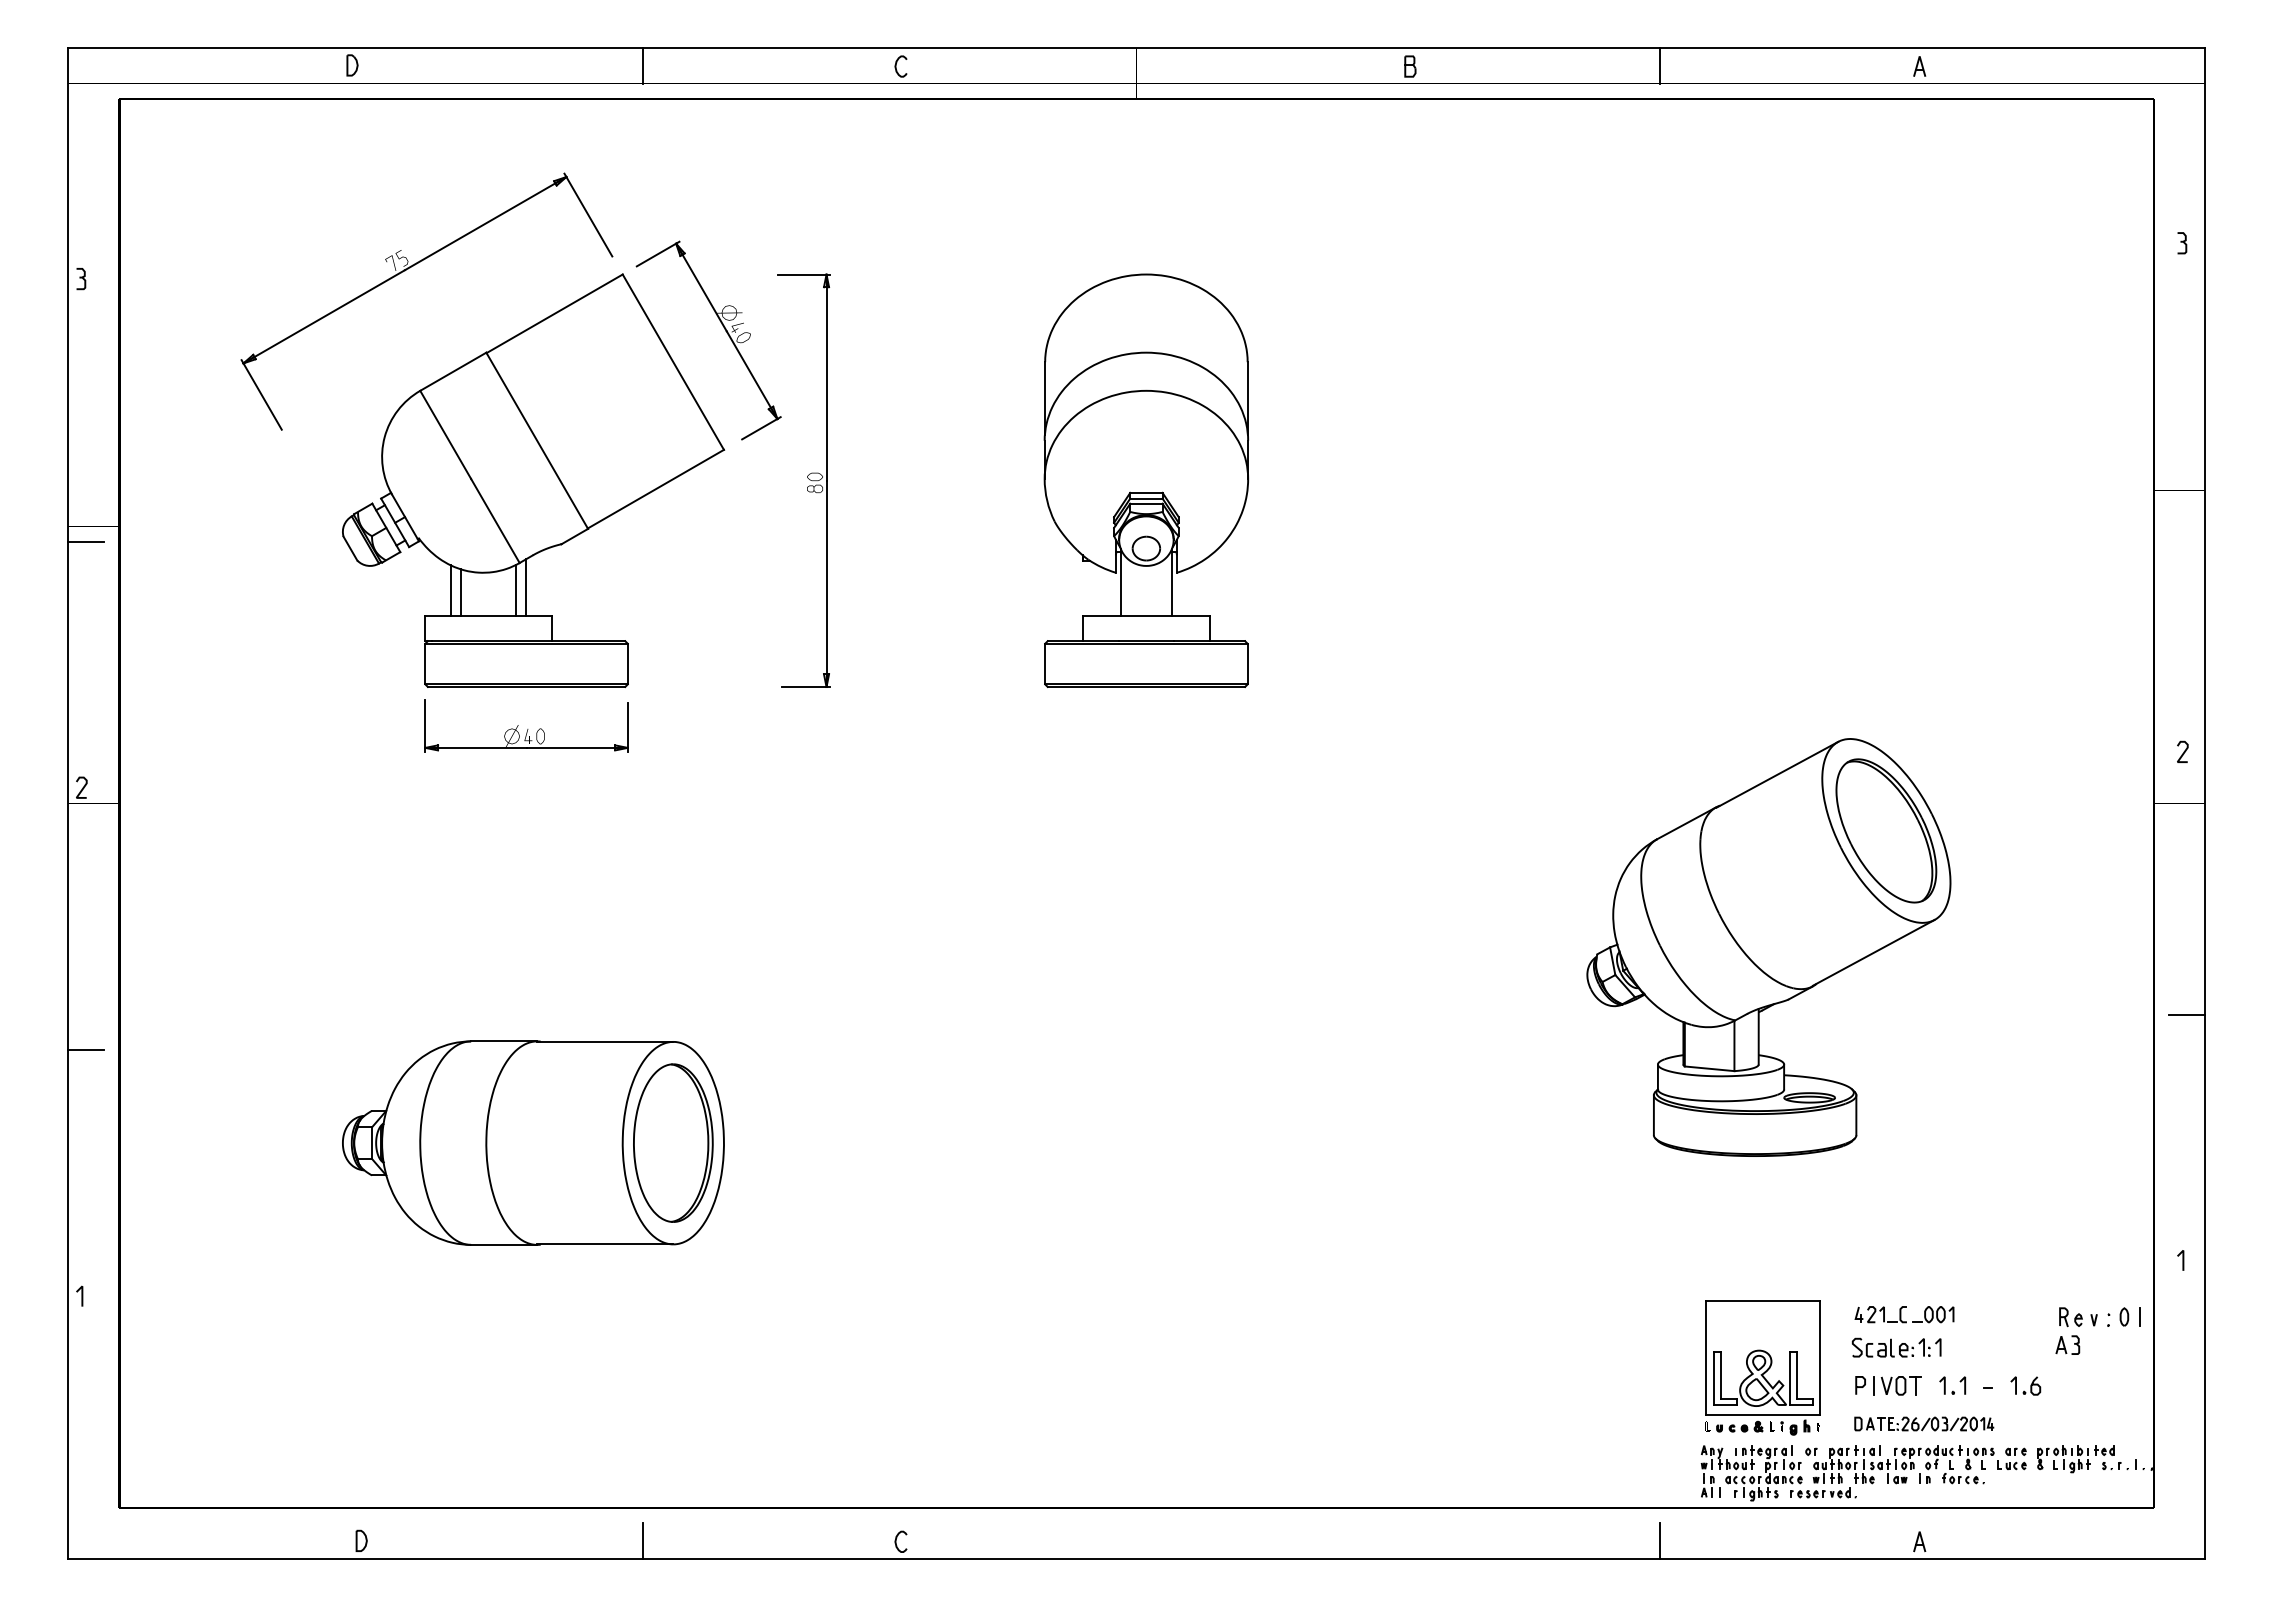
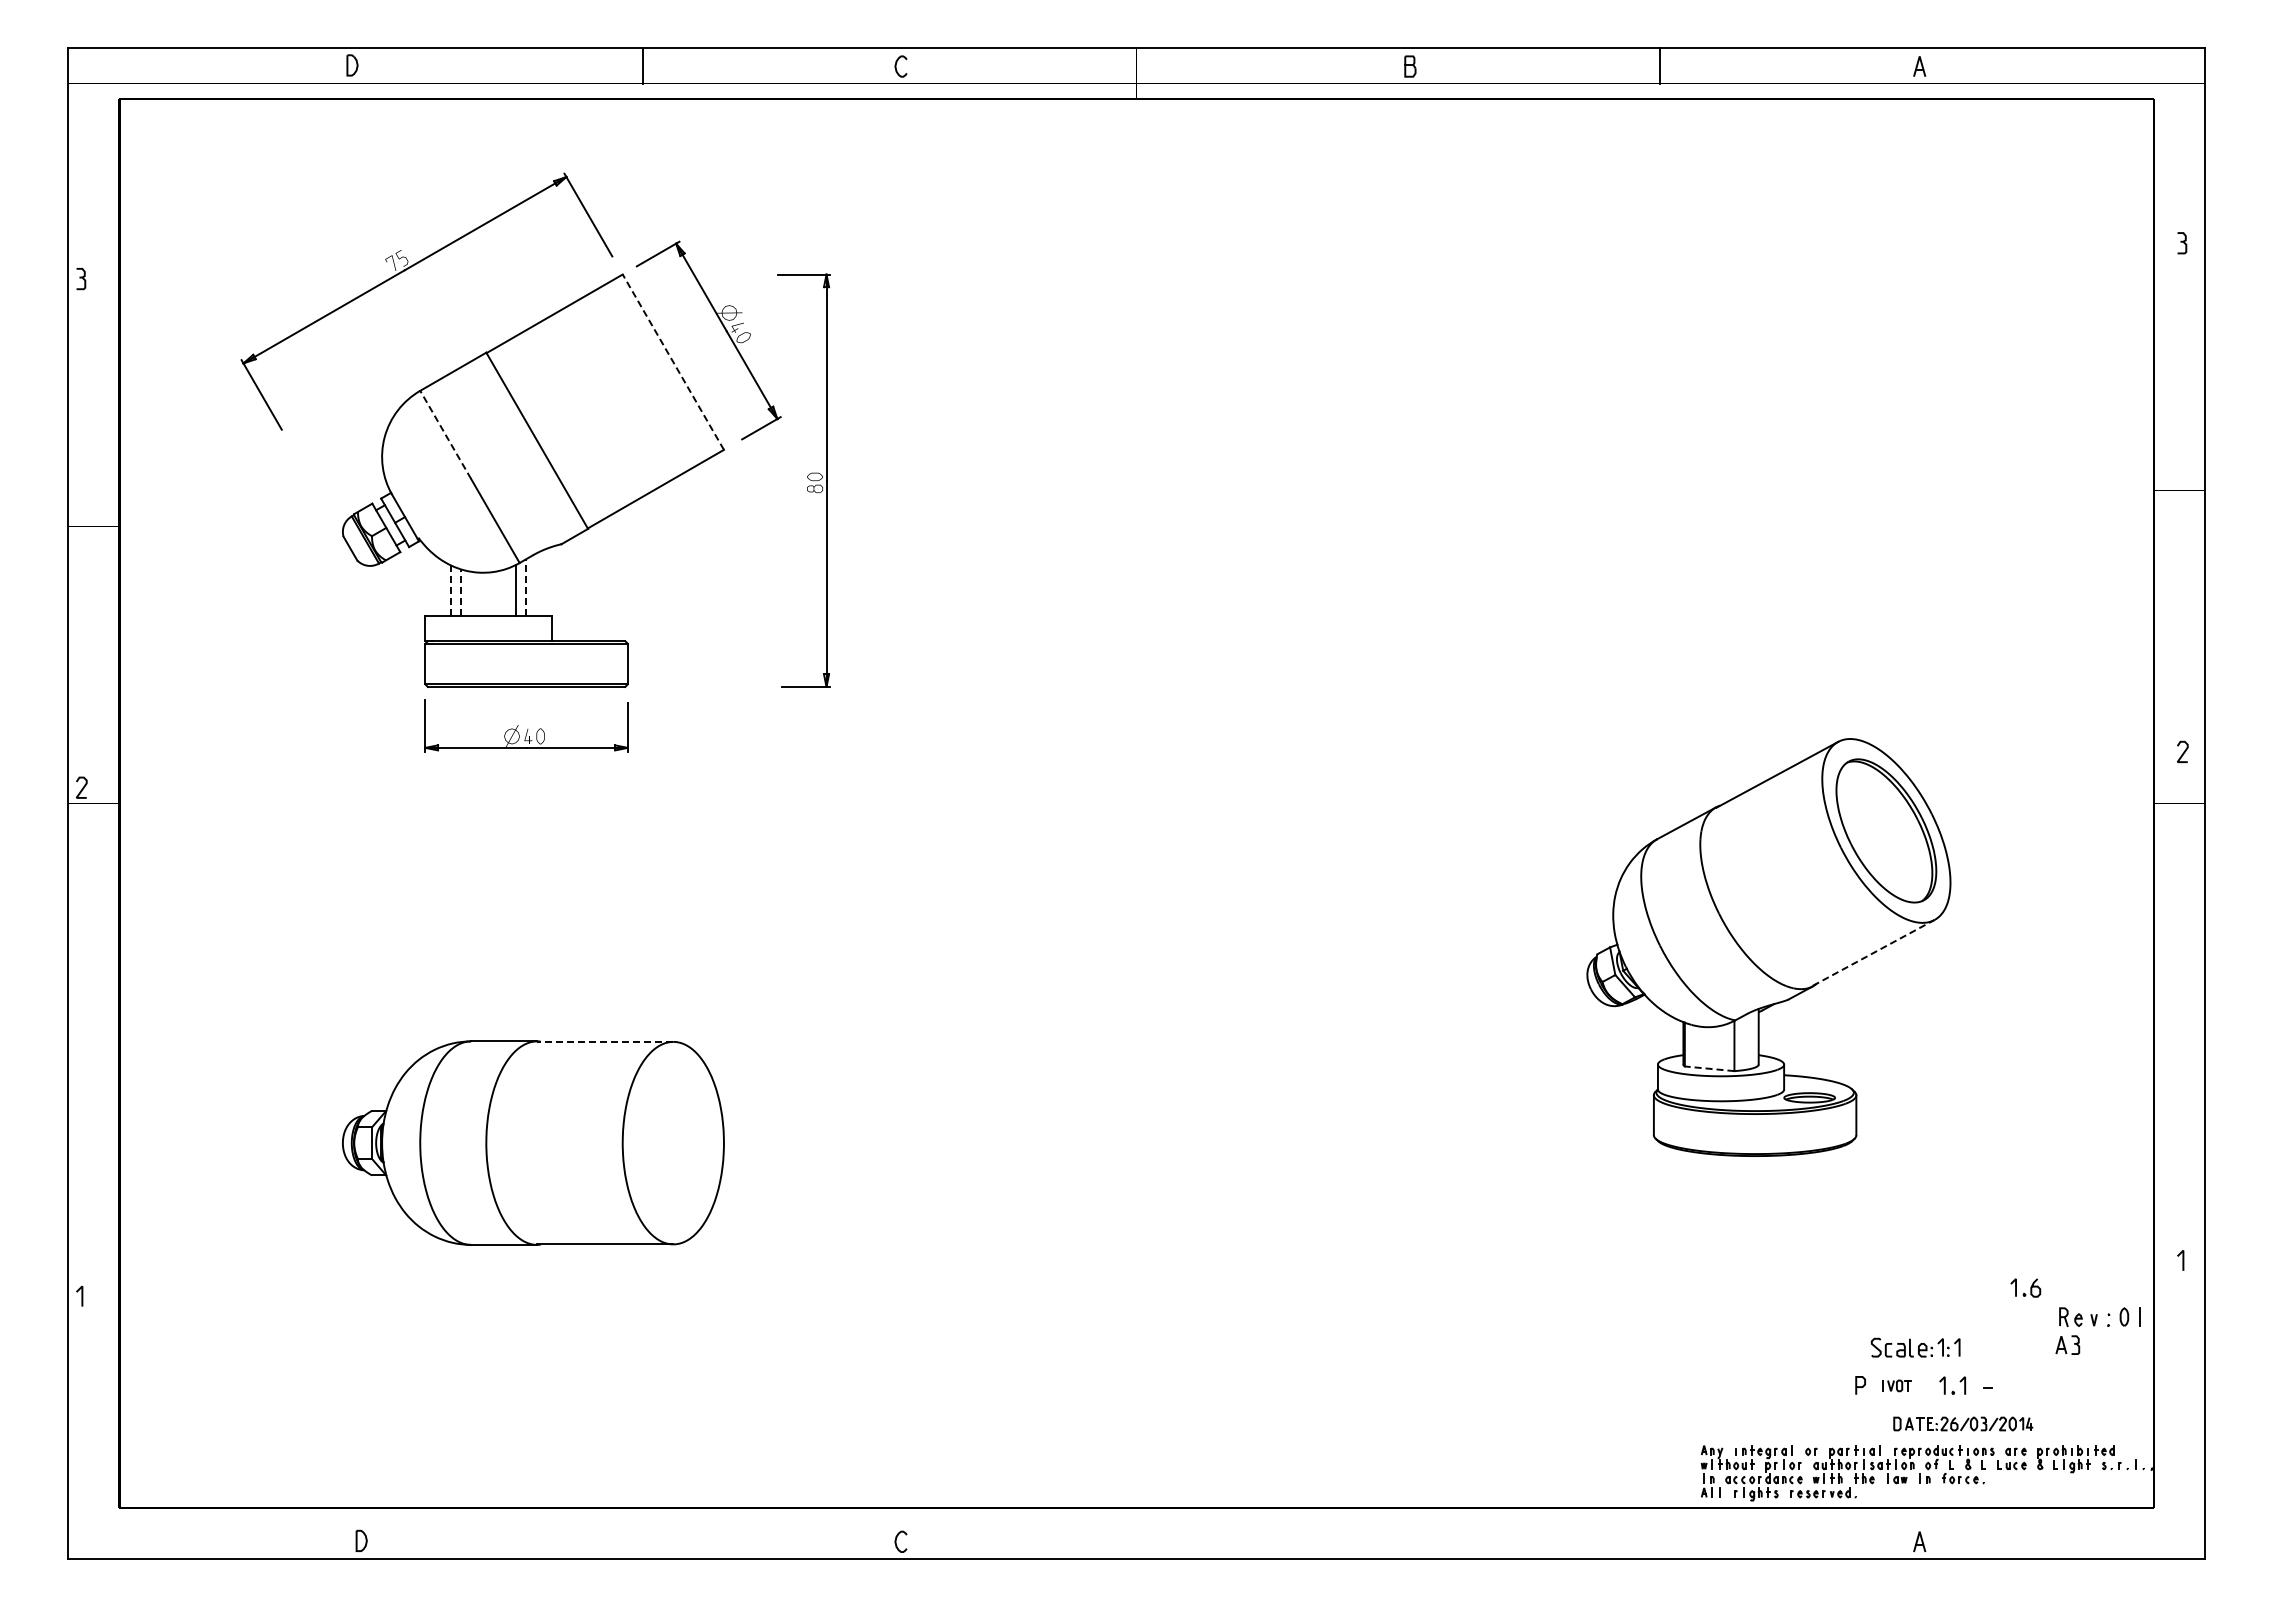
line: solid -> dashed (673, 361)
line: solid -> dashed (445, 434)
part: present -> none (1146, 480)
line: present -> none (85, 541)
line: solid -> dashed (526, 587)
line: solid -> dashed (450, 590)
line: solid -> dashed (460, 592)
line: solid -> dashed (1874, 952)
line: present -> none (2186, 1014)
line: solid -> dashed (604, 1041)
line: present -> none (85, 1050)
line: solid -> dashed (1709, 1068)
part: present -> none (673, 1142)
part: present -> none (1904, 1314)
part position: (1896, 1347) -> (1915, 1347) (1915, 1347)
part: present -> none (1762, 1367)
part size: 49x20 px -> 30x14 px (1896, 1385)
part position: (2025, 1385) -> (2025, 1287) (2025, 1287)
part position: (1924, 1423) -> (1963, 1423) (1963, 1423)
line: present -> none (643, 1540)
line: present -> none (1660, 1540)
